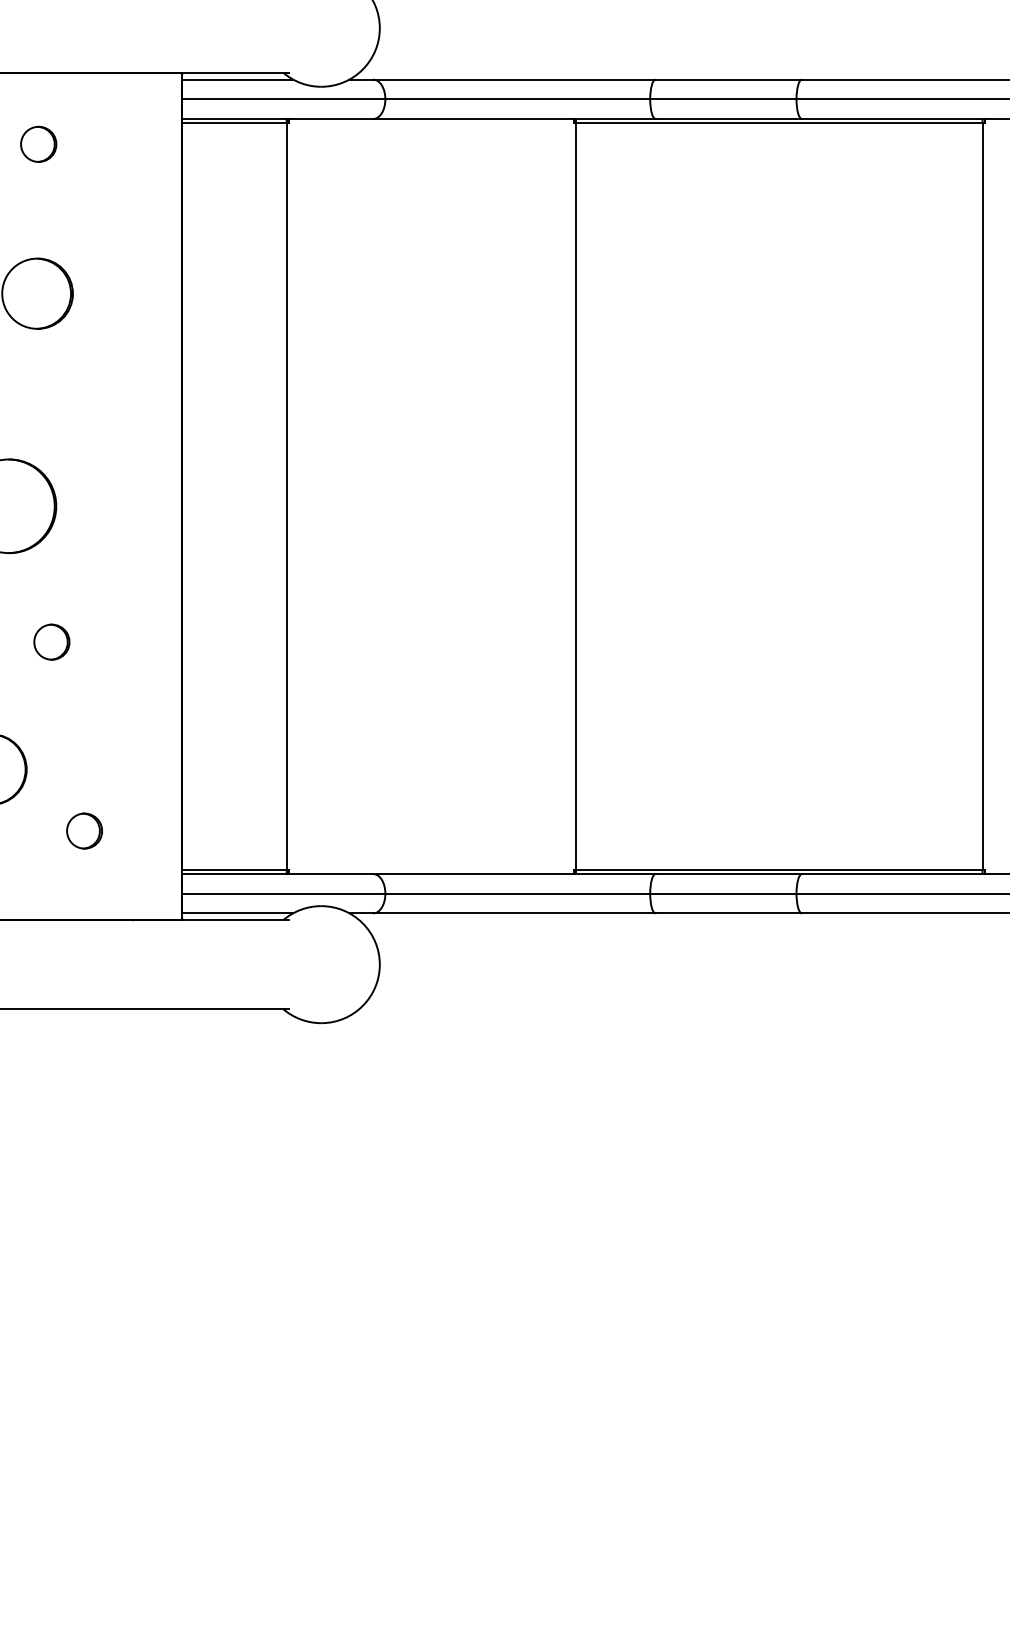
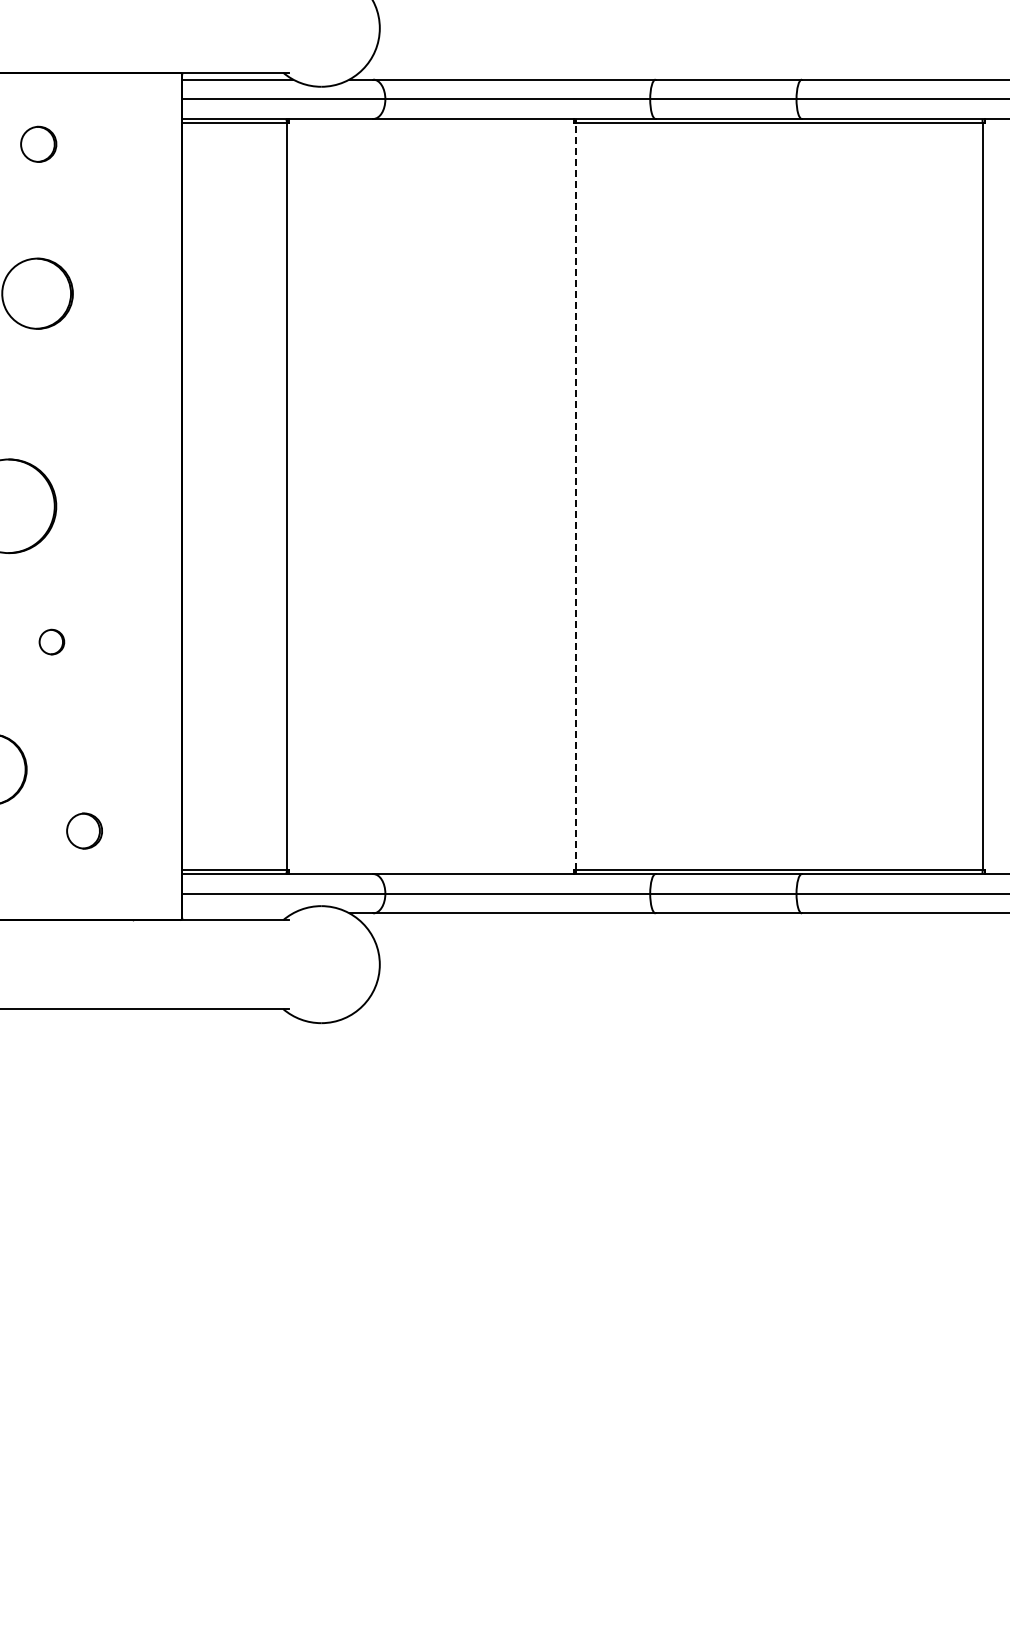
line: solid -> dashed (576, 495)
part size: 38x38 px -> 28x28 px (51, 641)
line: present -> none (237, 913)
